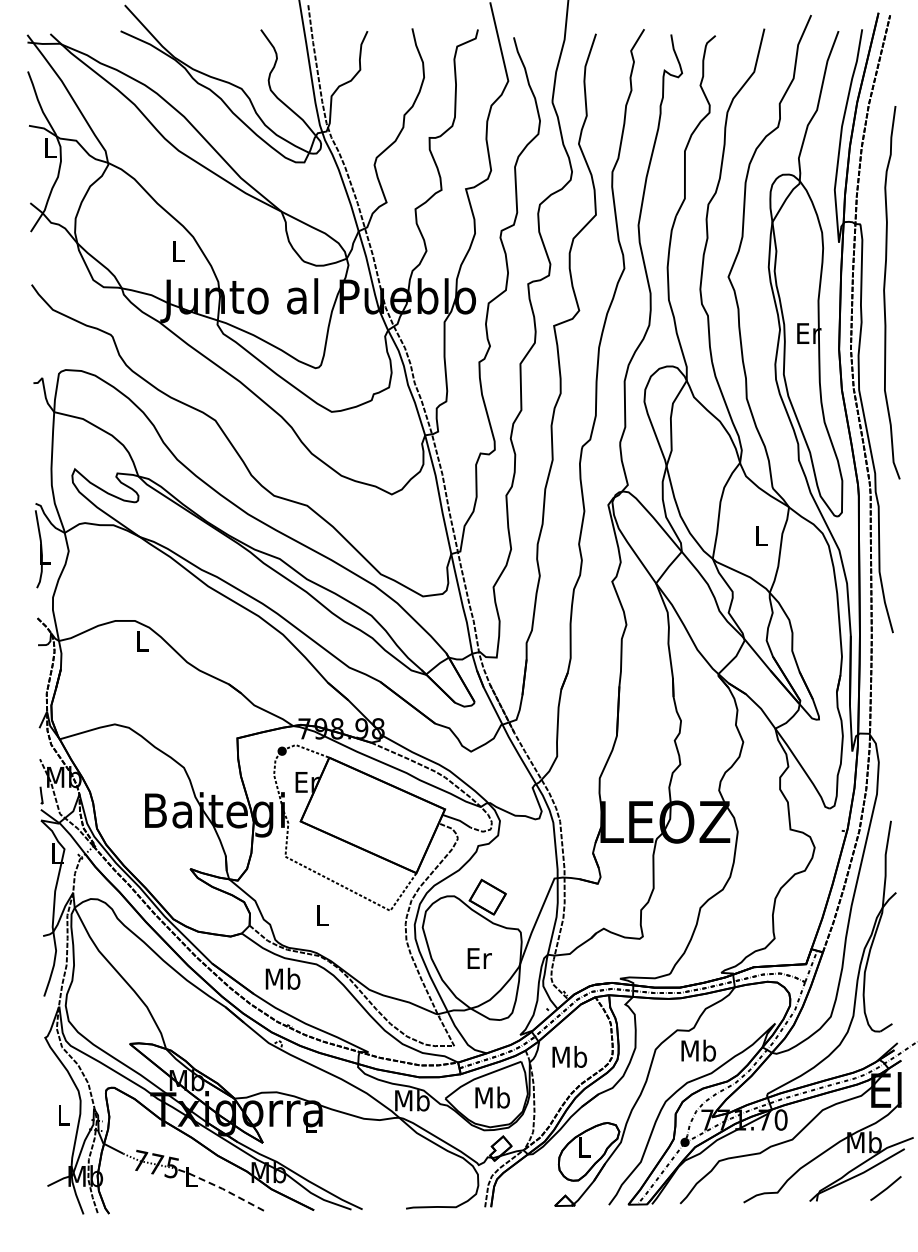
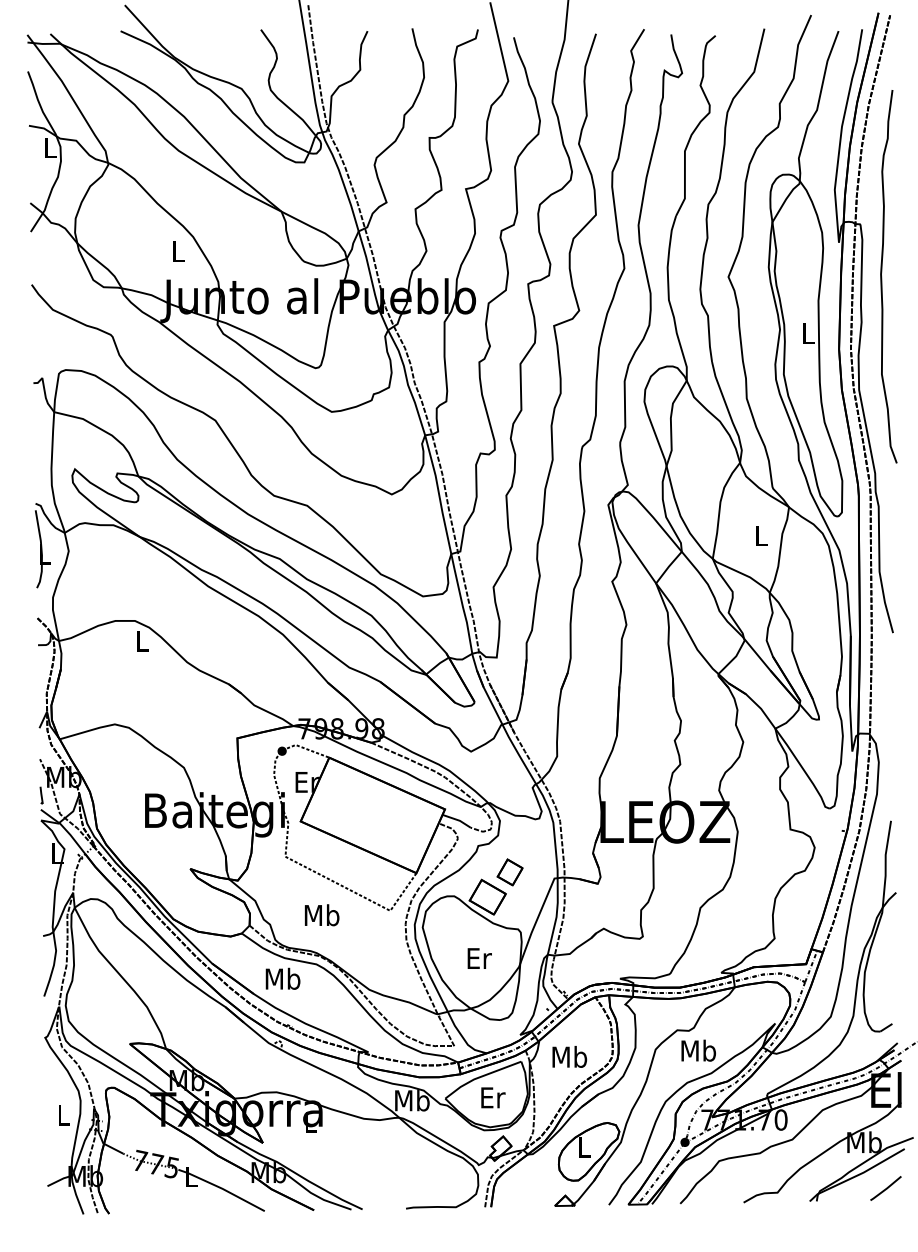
curve position: (885, 293) -> (882, 277) (882, 277)
text: Er -> L (809, 333)
part: none -> present (509, 872)
text: L -> Mb (321, 915)
text: Mb -> Er (492, 1097)
line: dashed -> solid (222, 1188)
